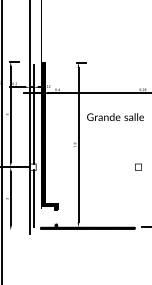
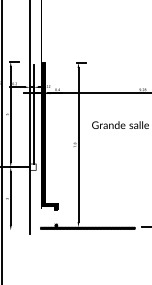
text position: (115, 116) -> (120, 124) (120, 124)
part: present -> none (138, 166)
line: present -> none (34, 198)
